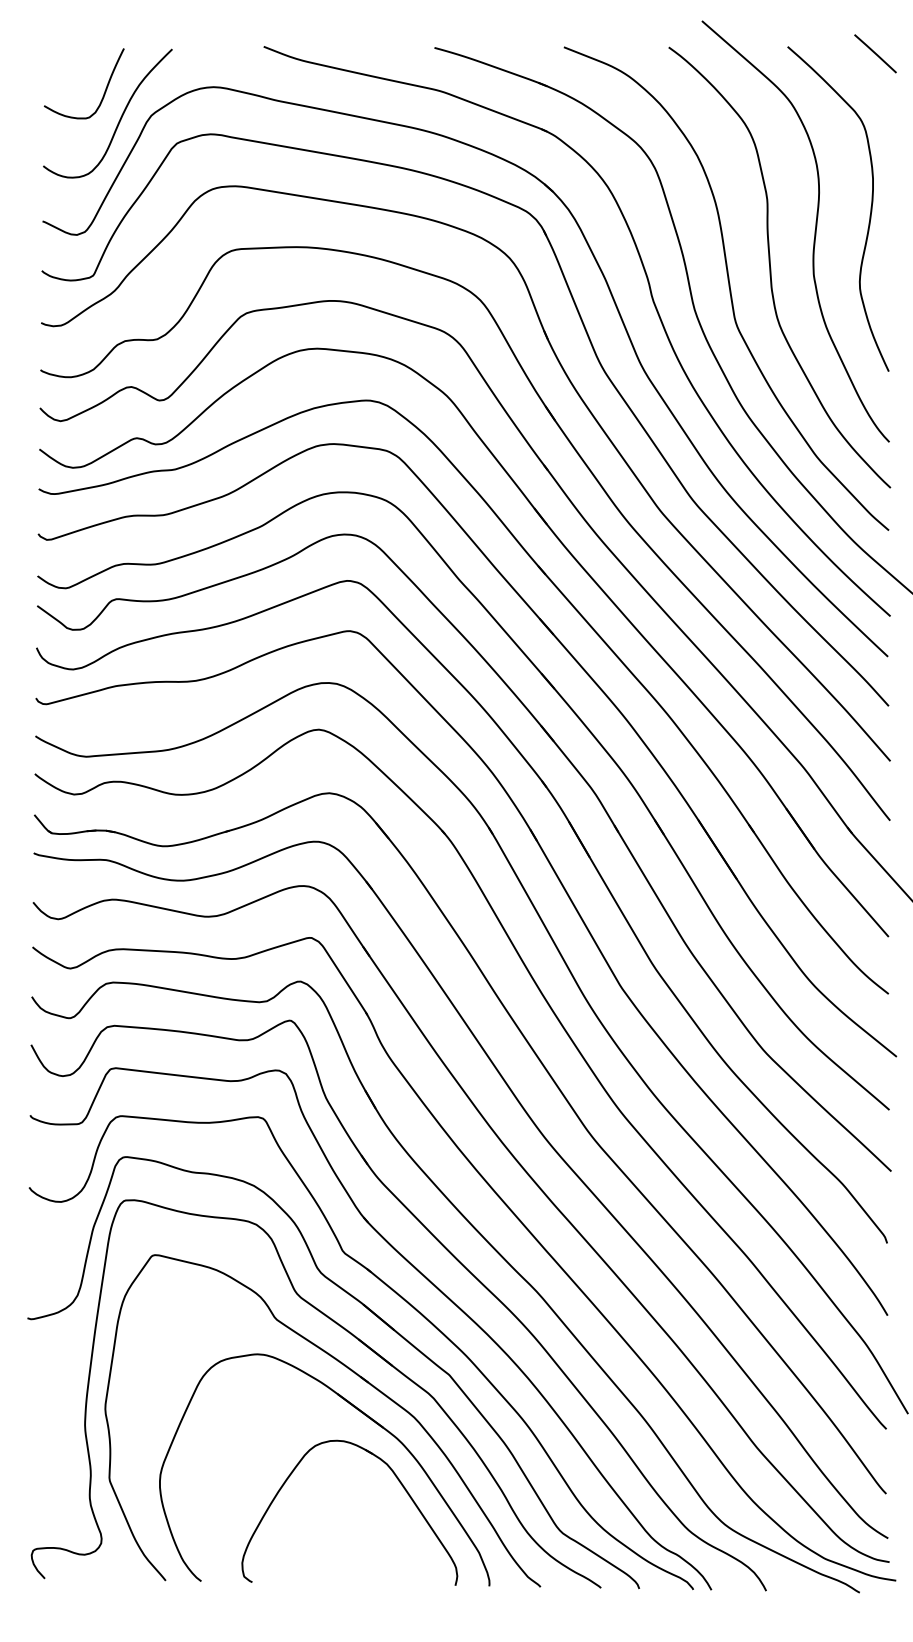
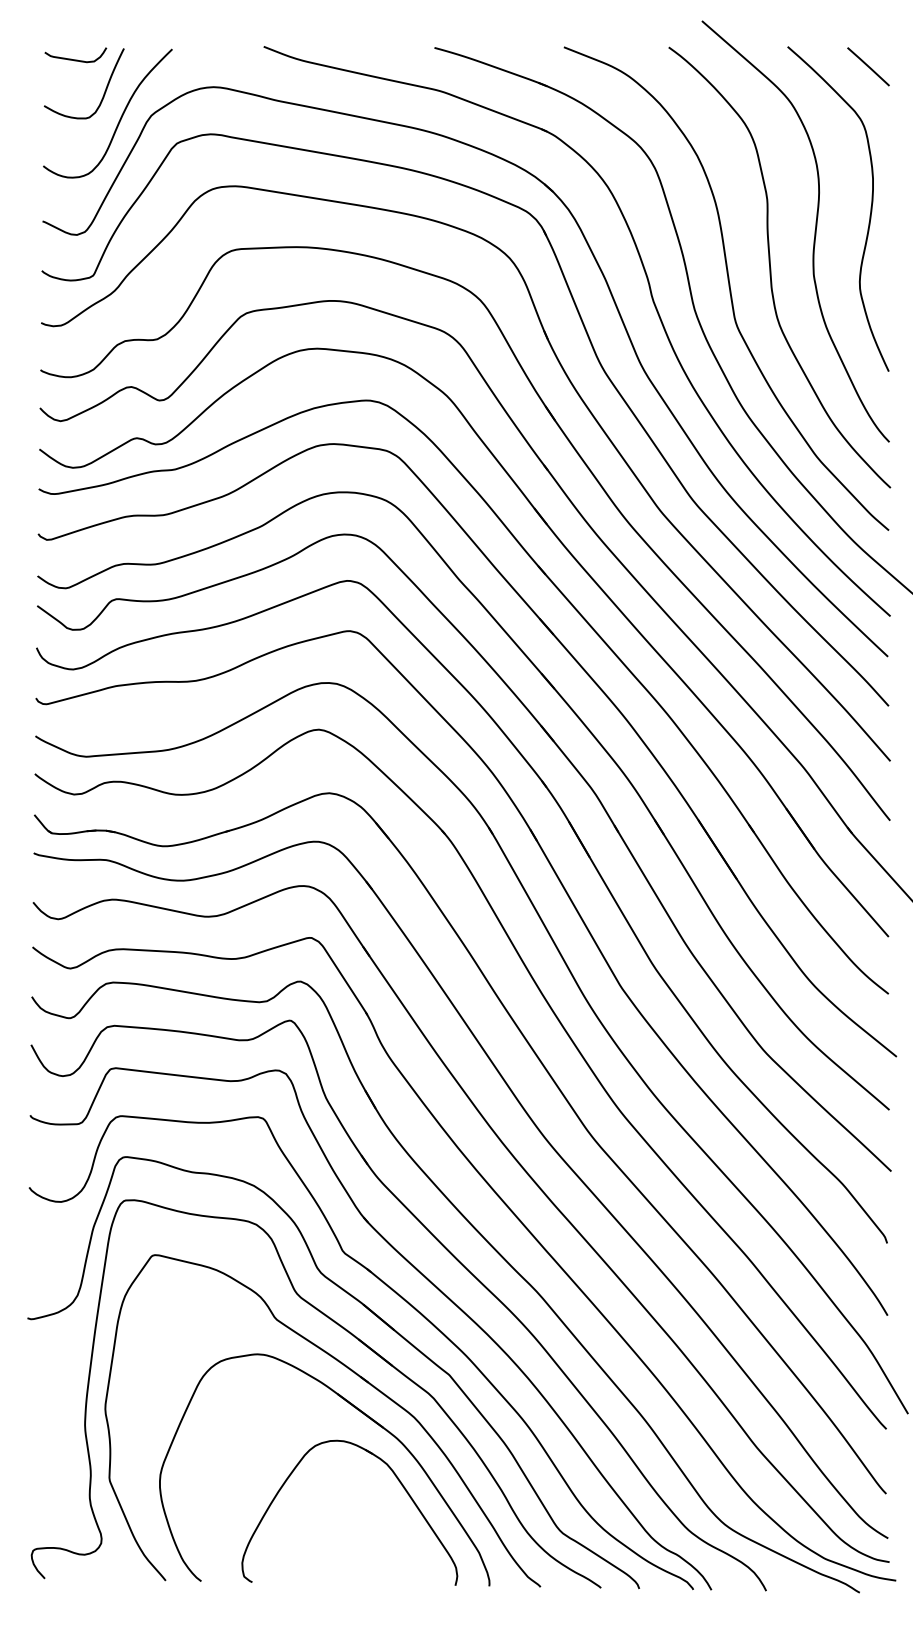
line position: (875, 53) -> (868, 66) (868, 66)
curve: none -> present (75, 59)
